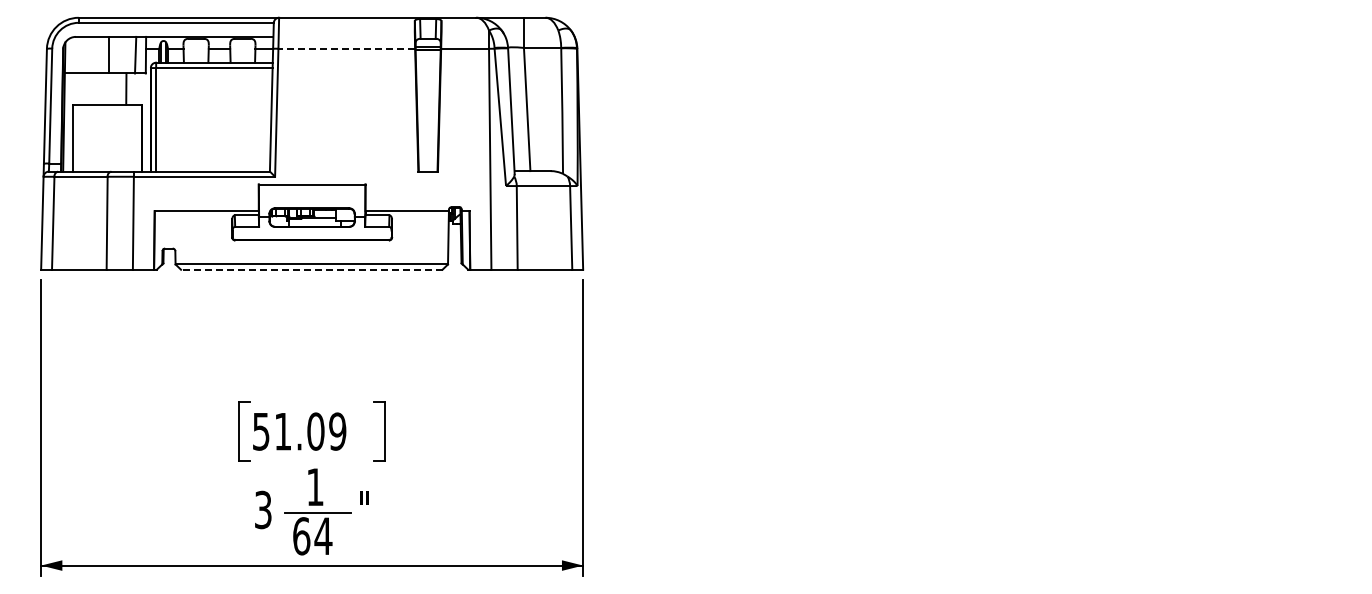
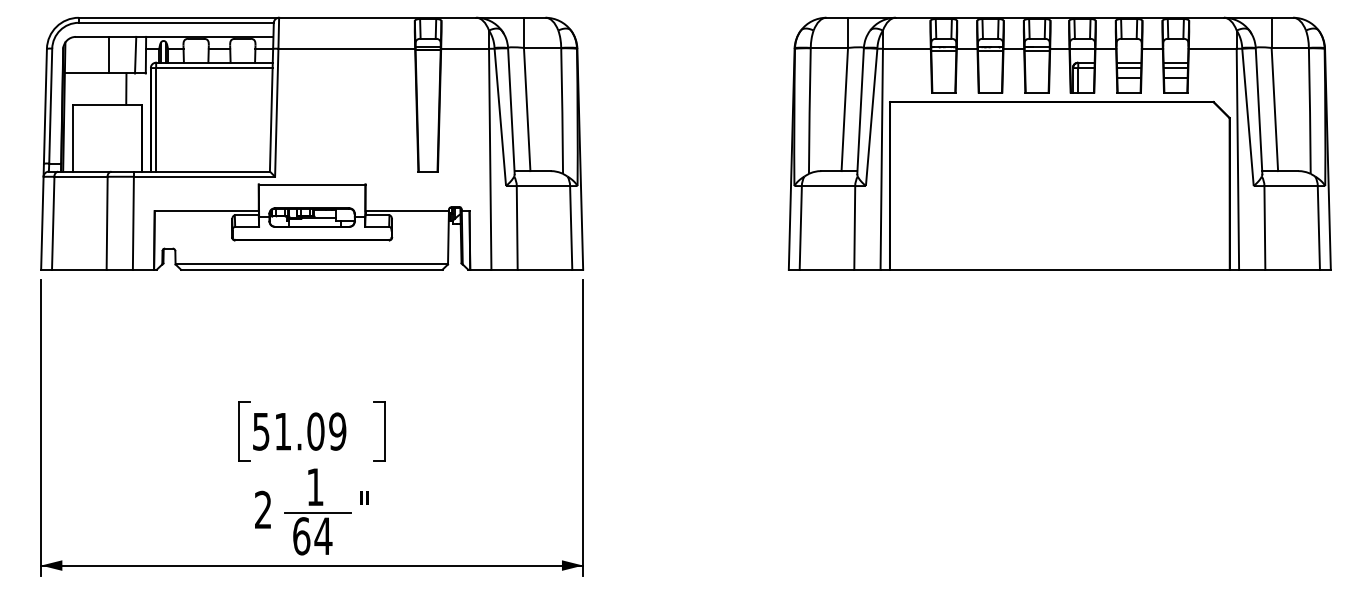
line: dashed -> solid (346, 48)
part: none -> present (1059, 143)
line: dashed -> solid (311, 269)
text: 3 -> 2 (263, 510)
